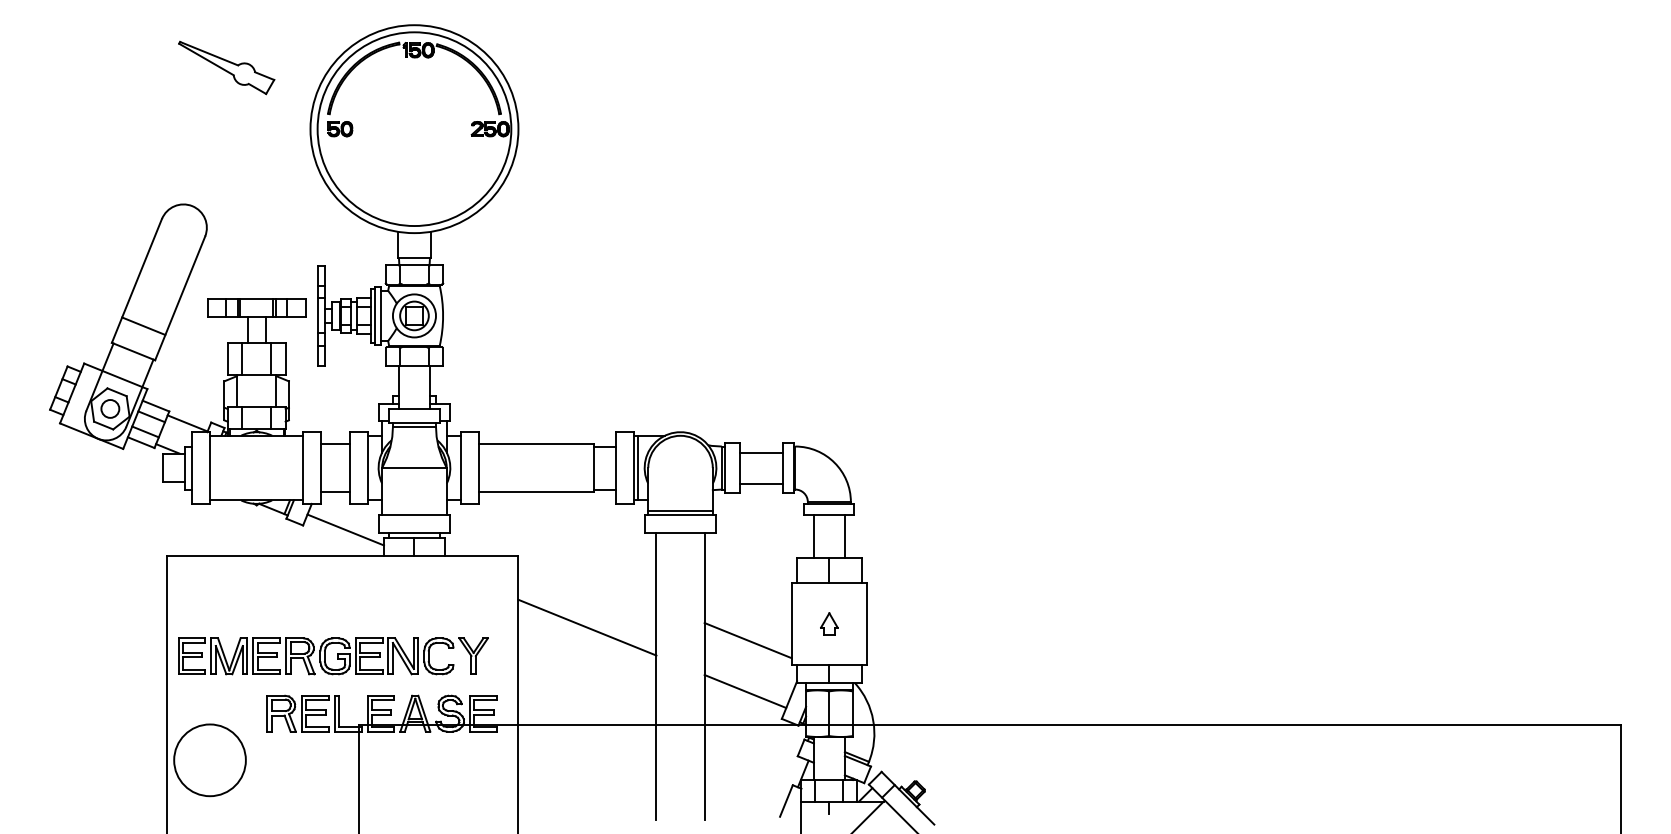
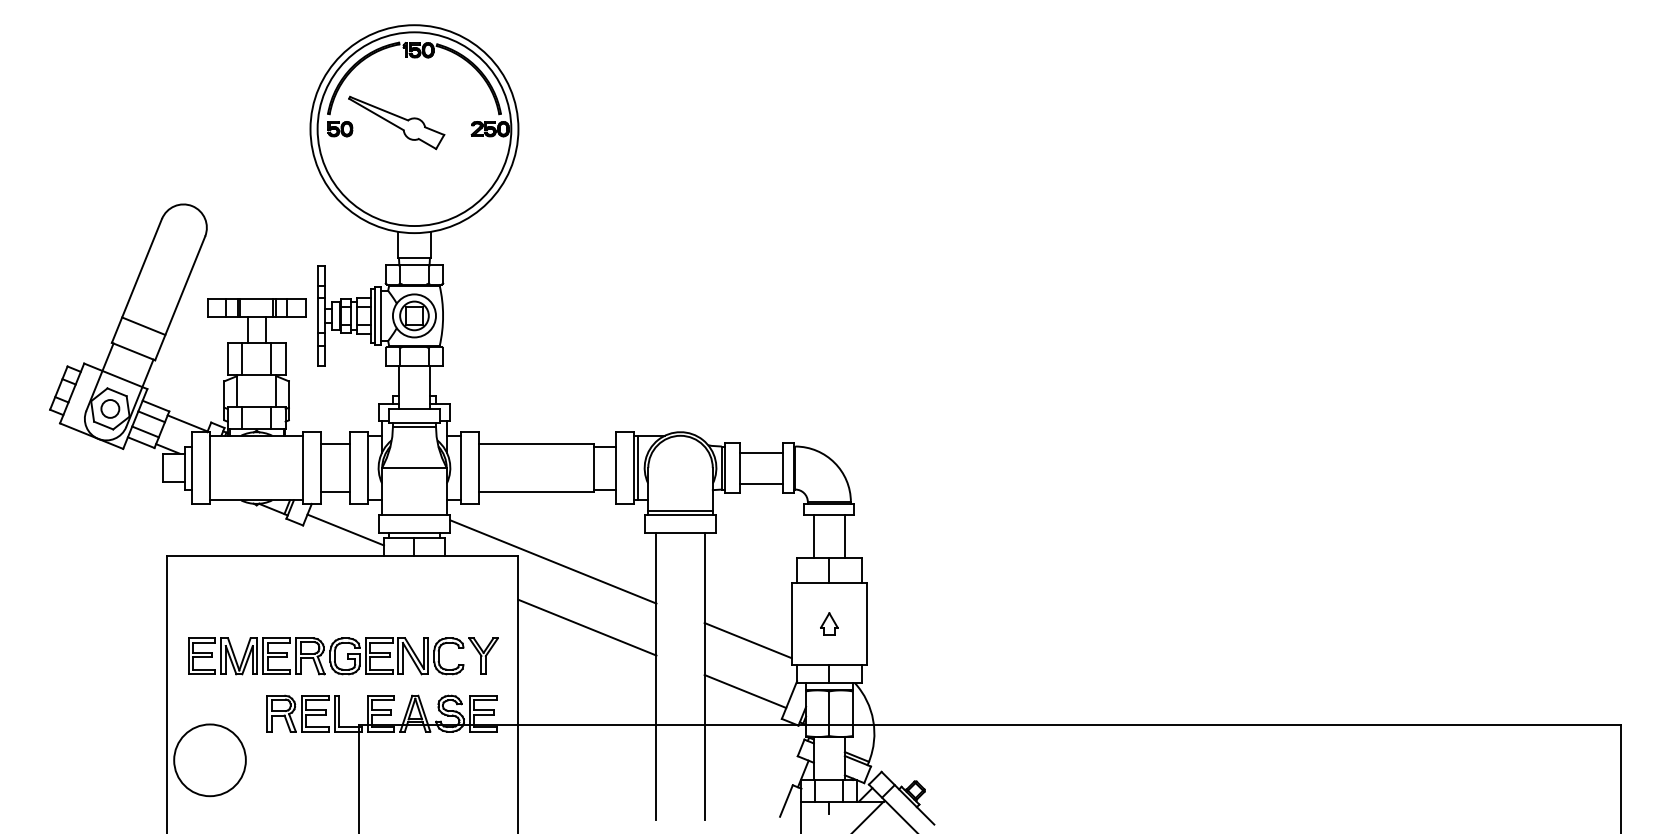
part position: (226, 67) -> (396, 122) (396, 122)
line: none -> present (553, 561)
part position: (333, 656) -> (343, 656) (343, 656)
